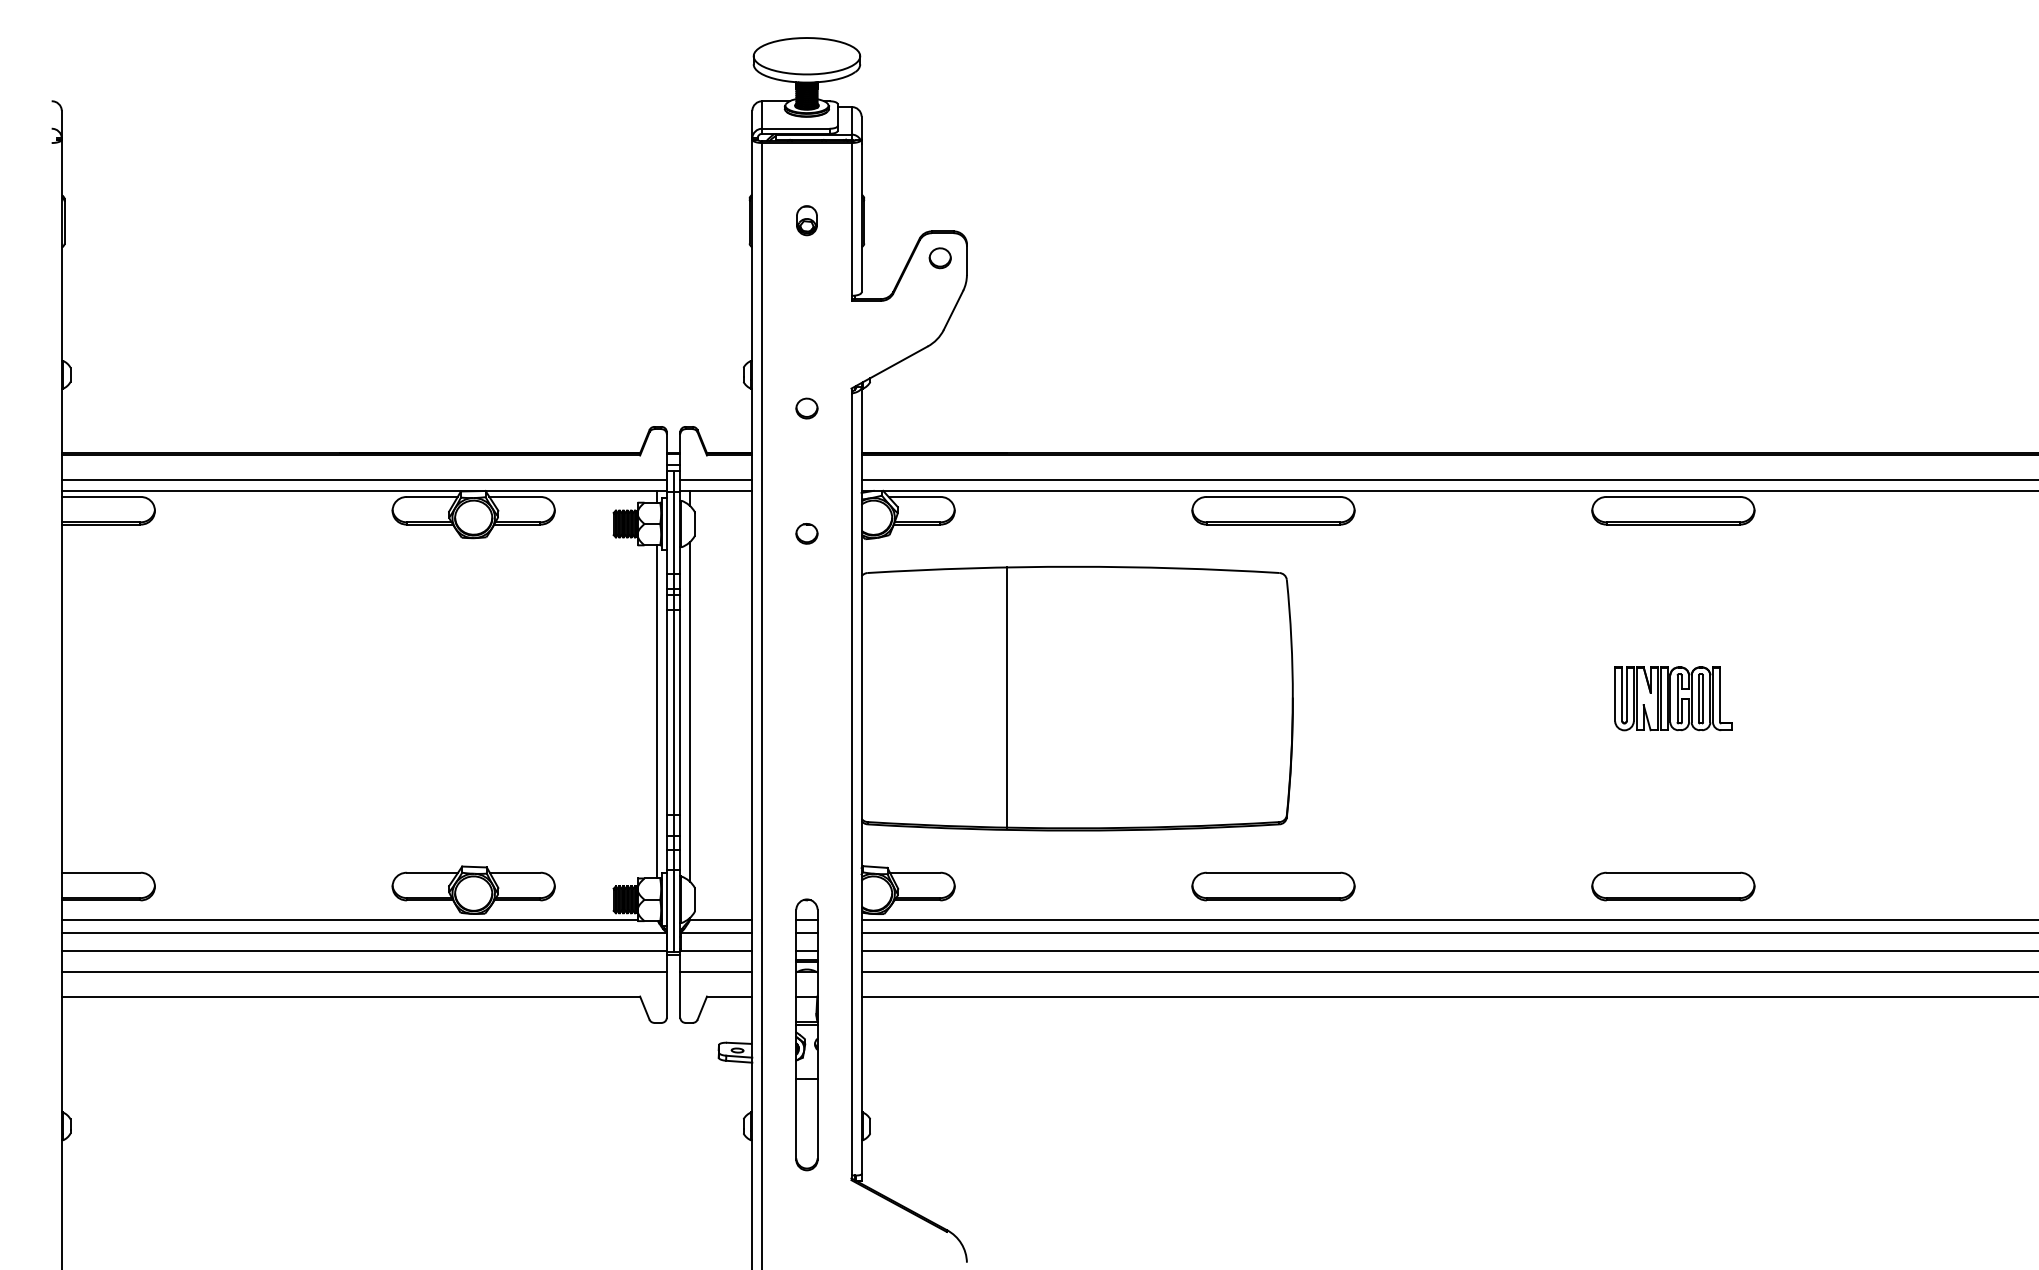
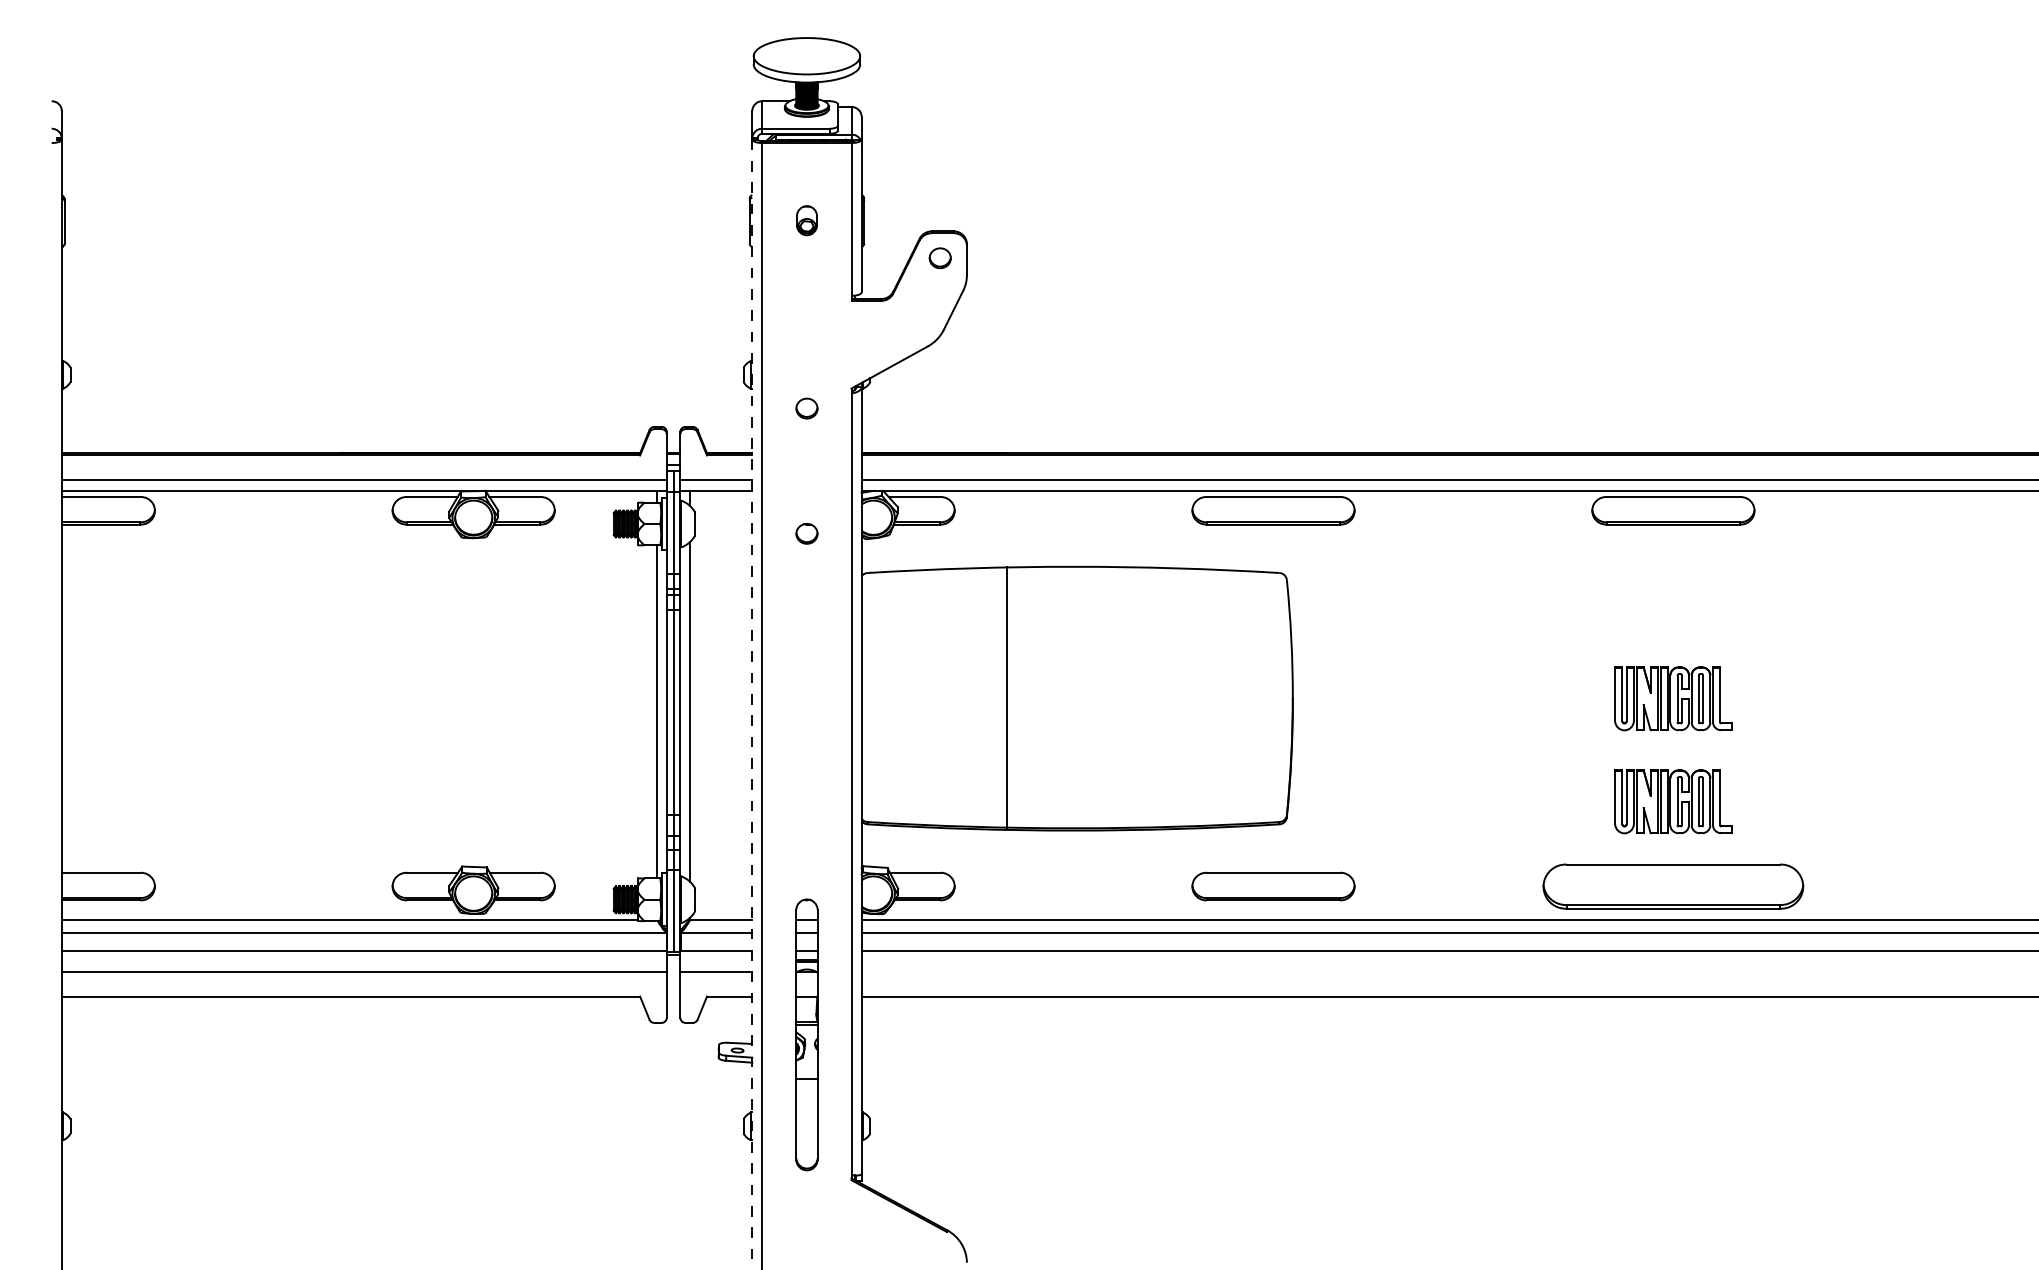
line: solid -> dashed (752, 704)
part: none -> present (1673, 801)
part size: 165x31 px -> 263x47 px (1673, 886)
line: present -> none (1448, 972)
